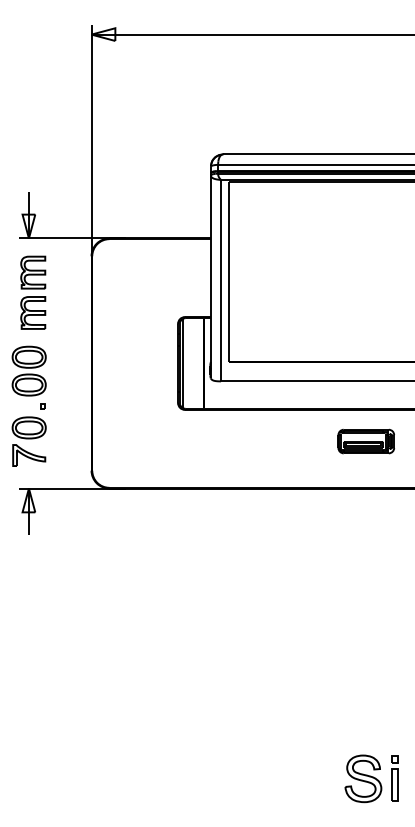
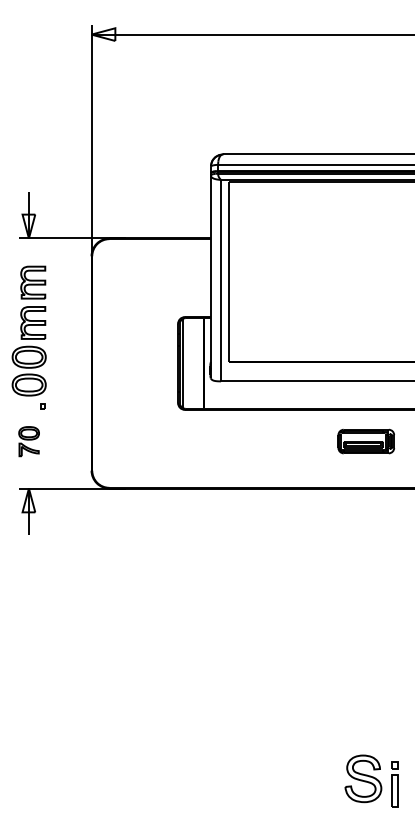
part position: (33, 292) -> (33, 302) (33, 302)
part size: 36x51 px -> 22x32 px (28, 441)
part position: (394, 778) -> (394, 784) (394, 784)
